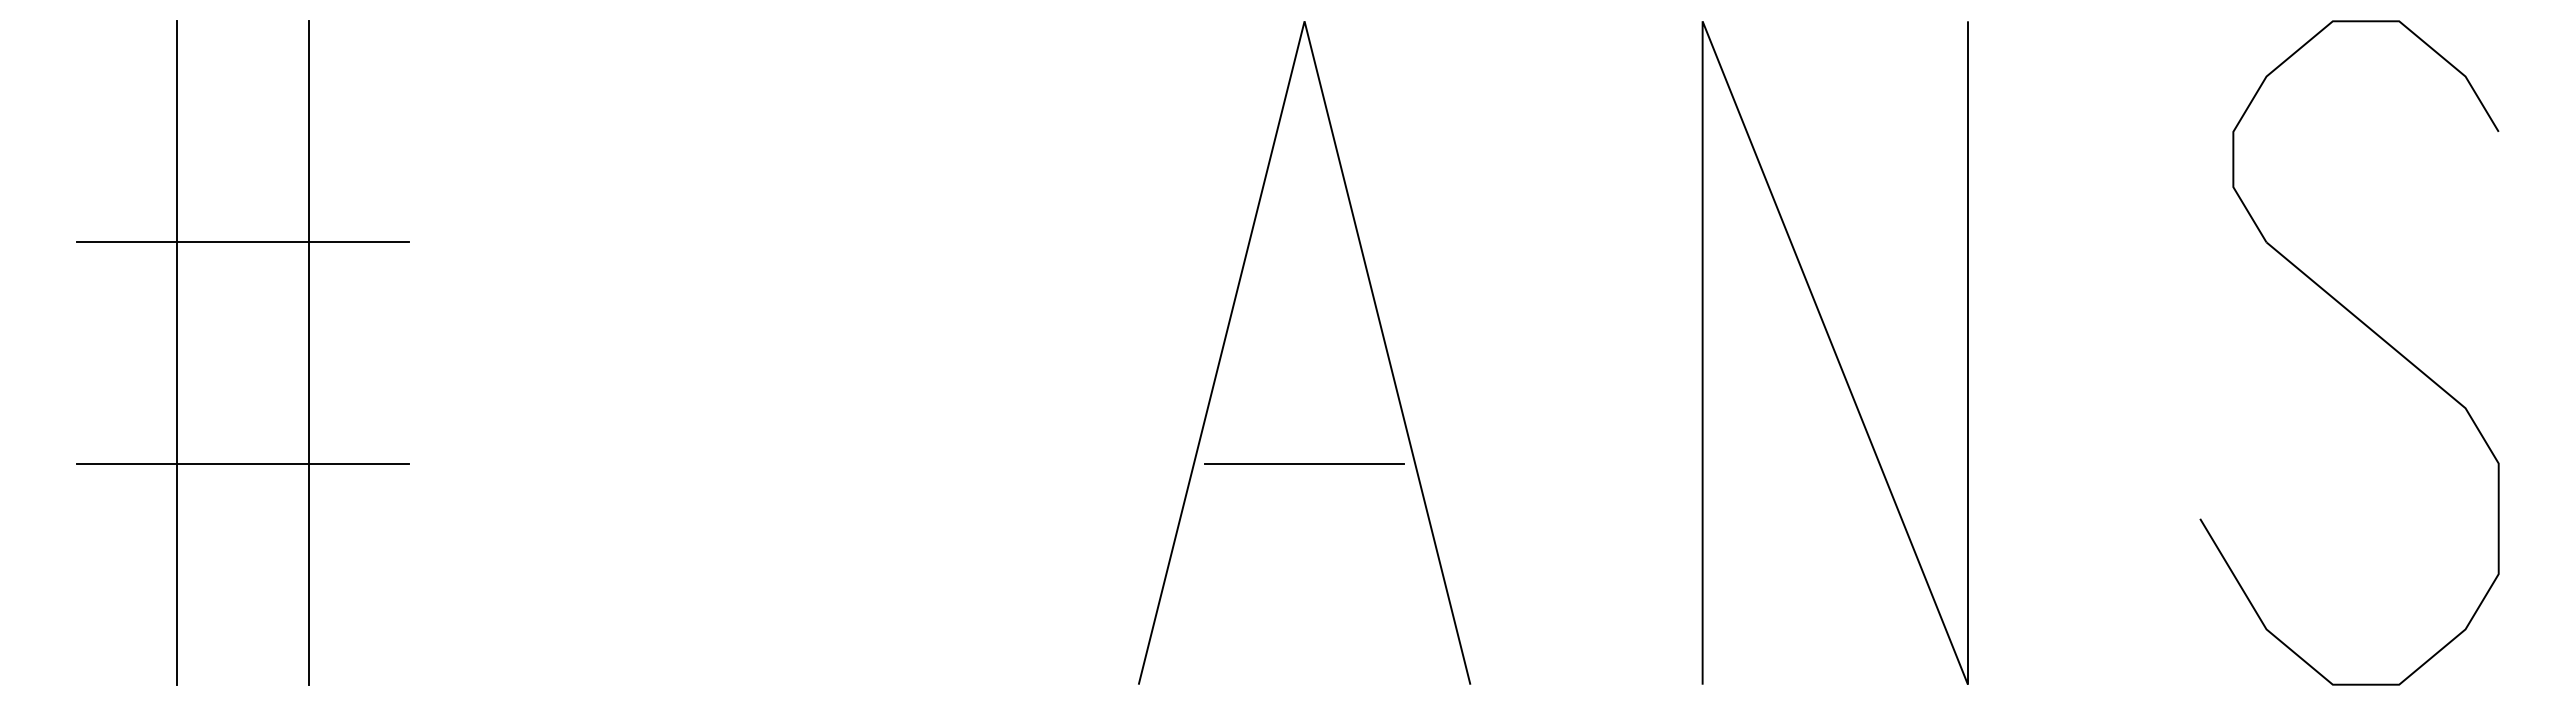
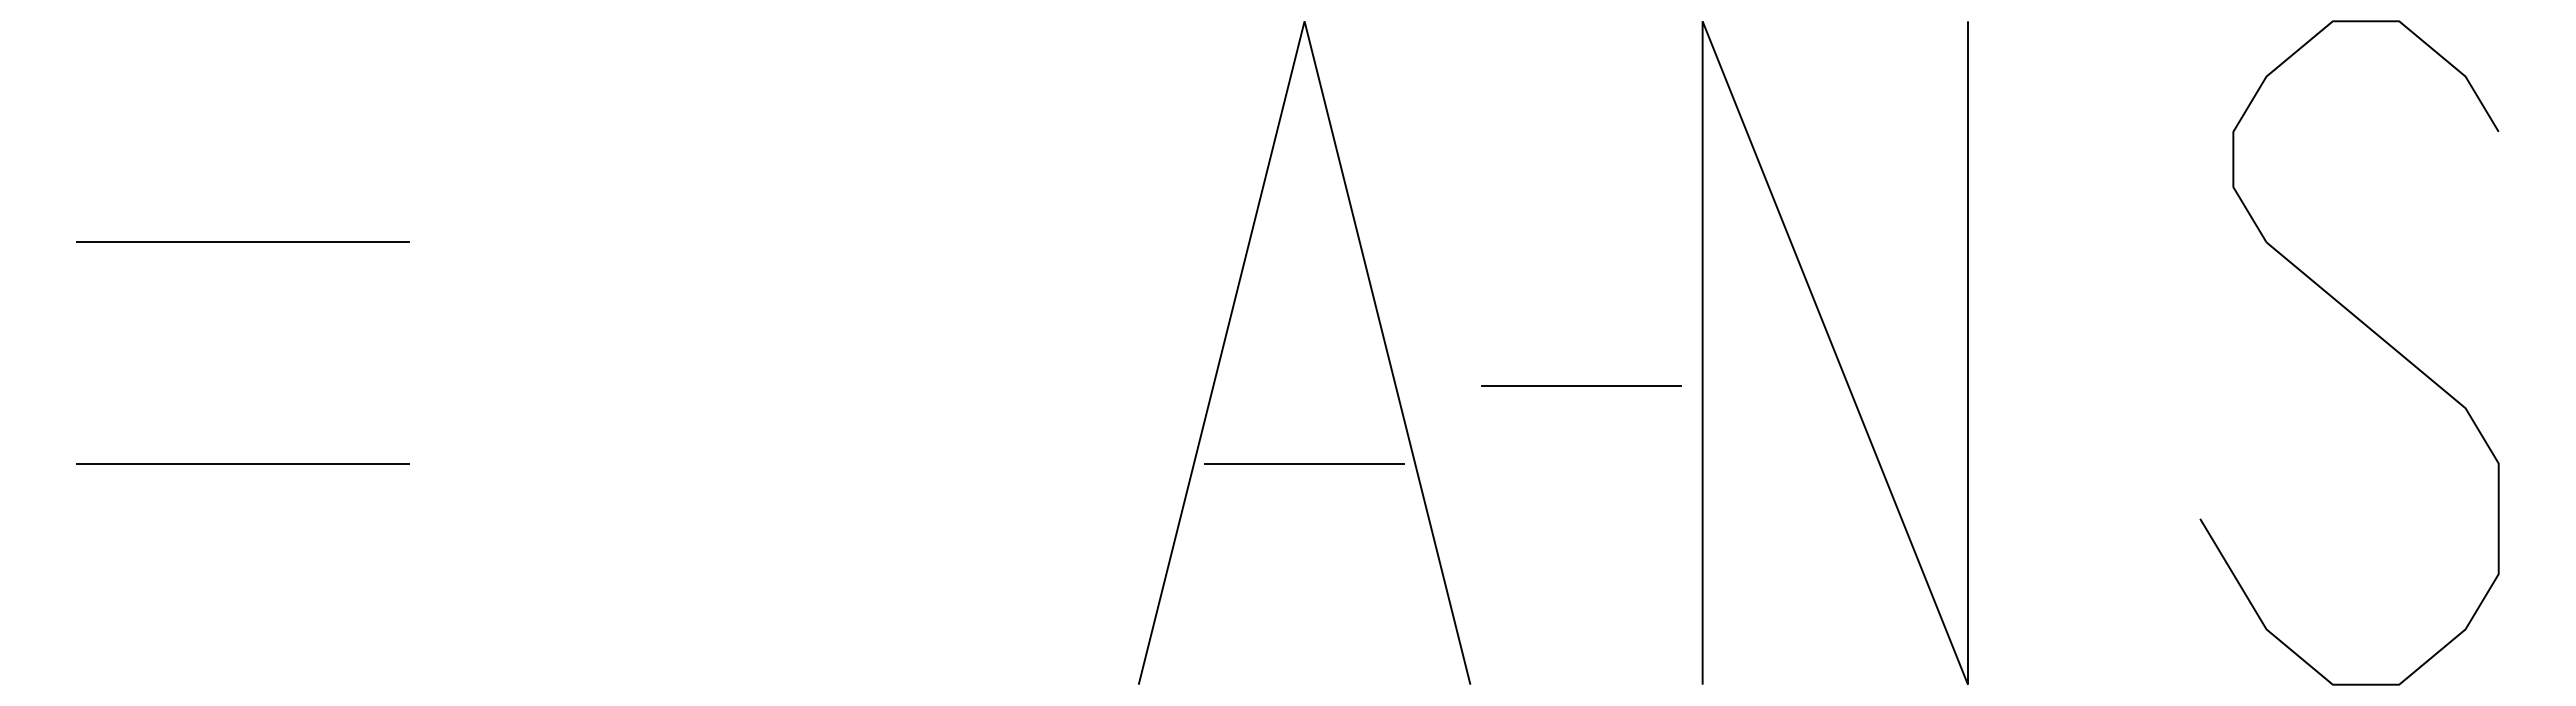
line: present -> none (176, 352)
line: present -> none (309, 352)
line: none -> present (1581, 385)
